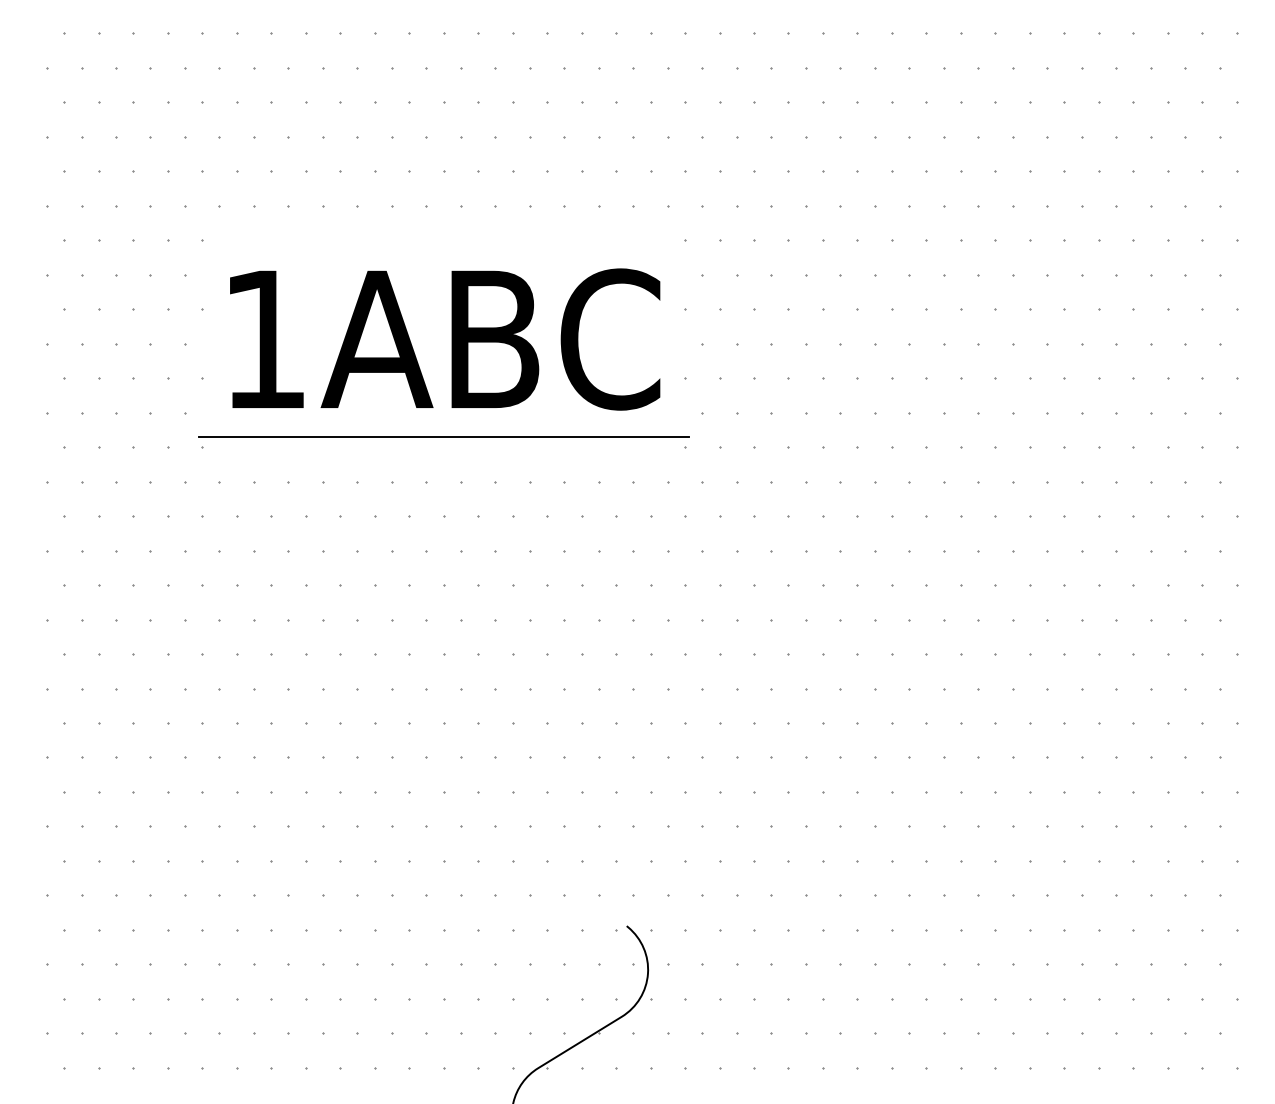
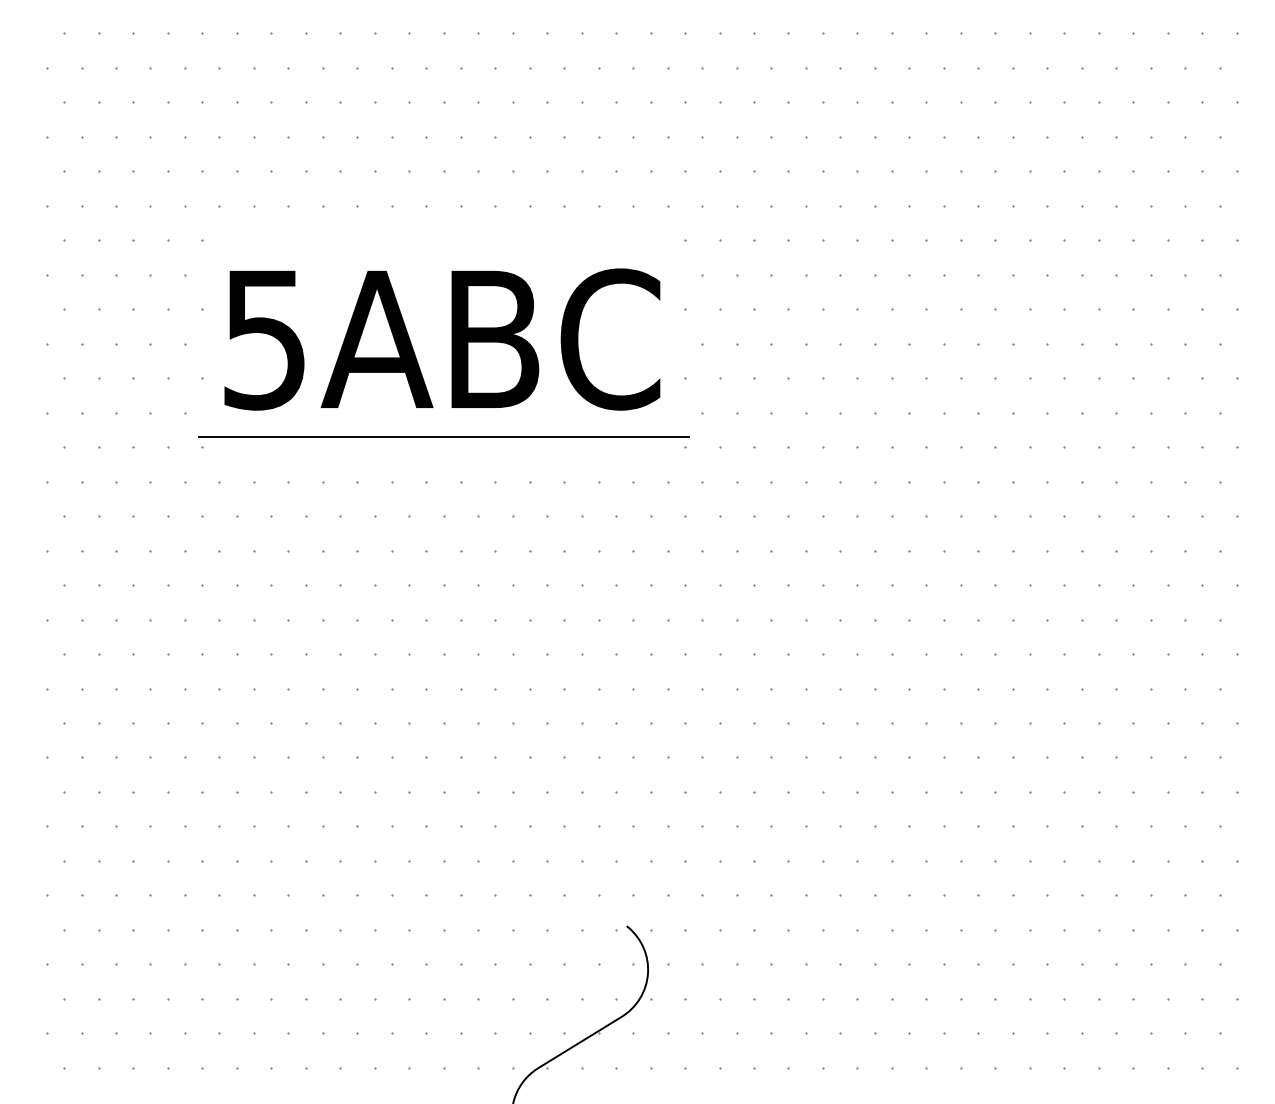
text: 1ABC -> 5ABC (264, 340)
